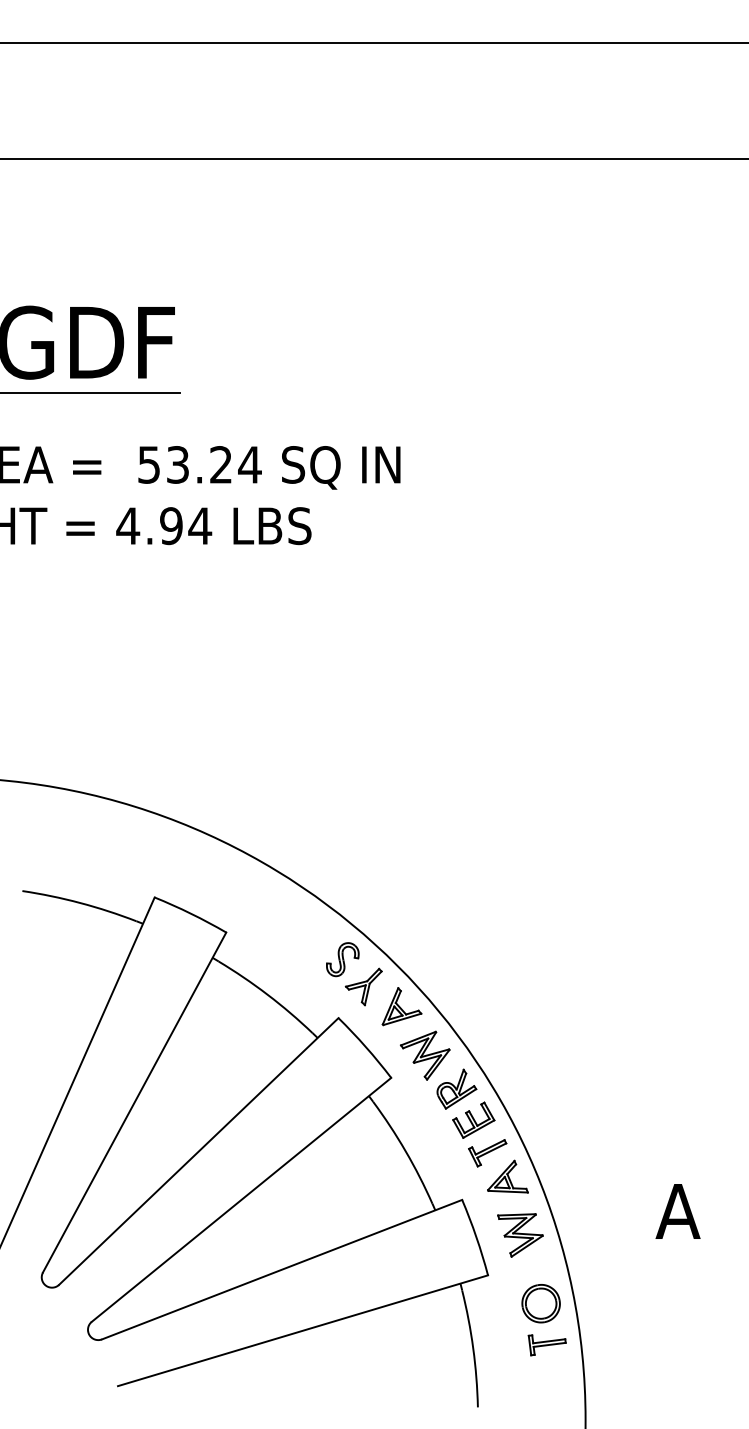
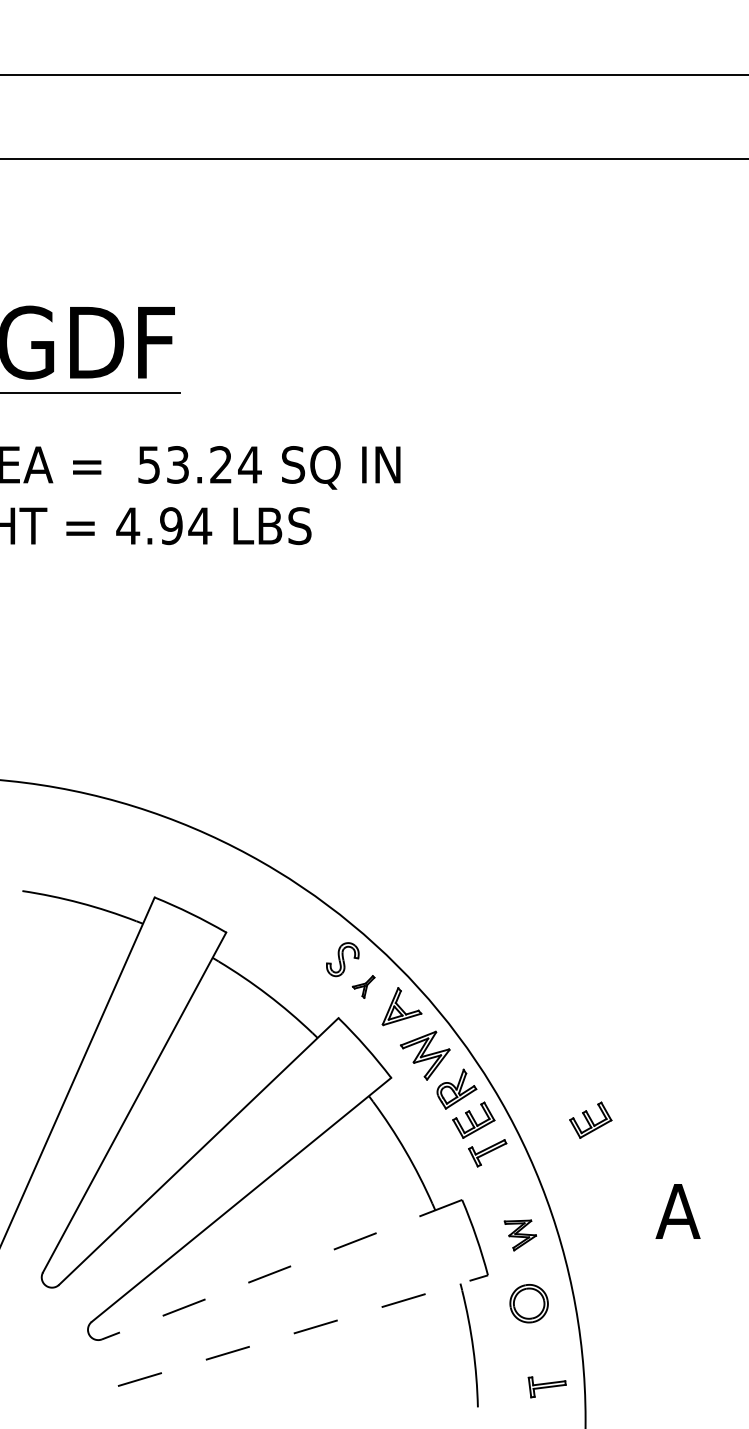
line position: (373, 42) -> (373, 74) (373, 74)
part size: 39x40 px -> 25x24 px (363, 986)
part: none -> present (590, 1119)
part: present -> none (507, 1176)
part size: 47x45 px -> 34x33 px (519, 1235)
line: solid -> dashed (281, 1269)
part position: (540, 1303) -> (528, 1303) (528, 1303)
line: solid -> dashed (303, 1330)
part position: (546, 1345) -> (546, 1387) (546, 1387)
